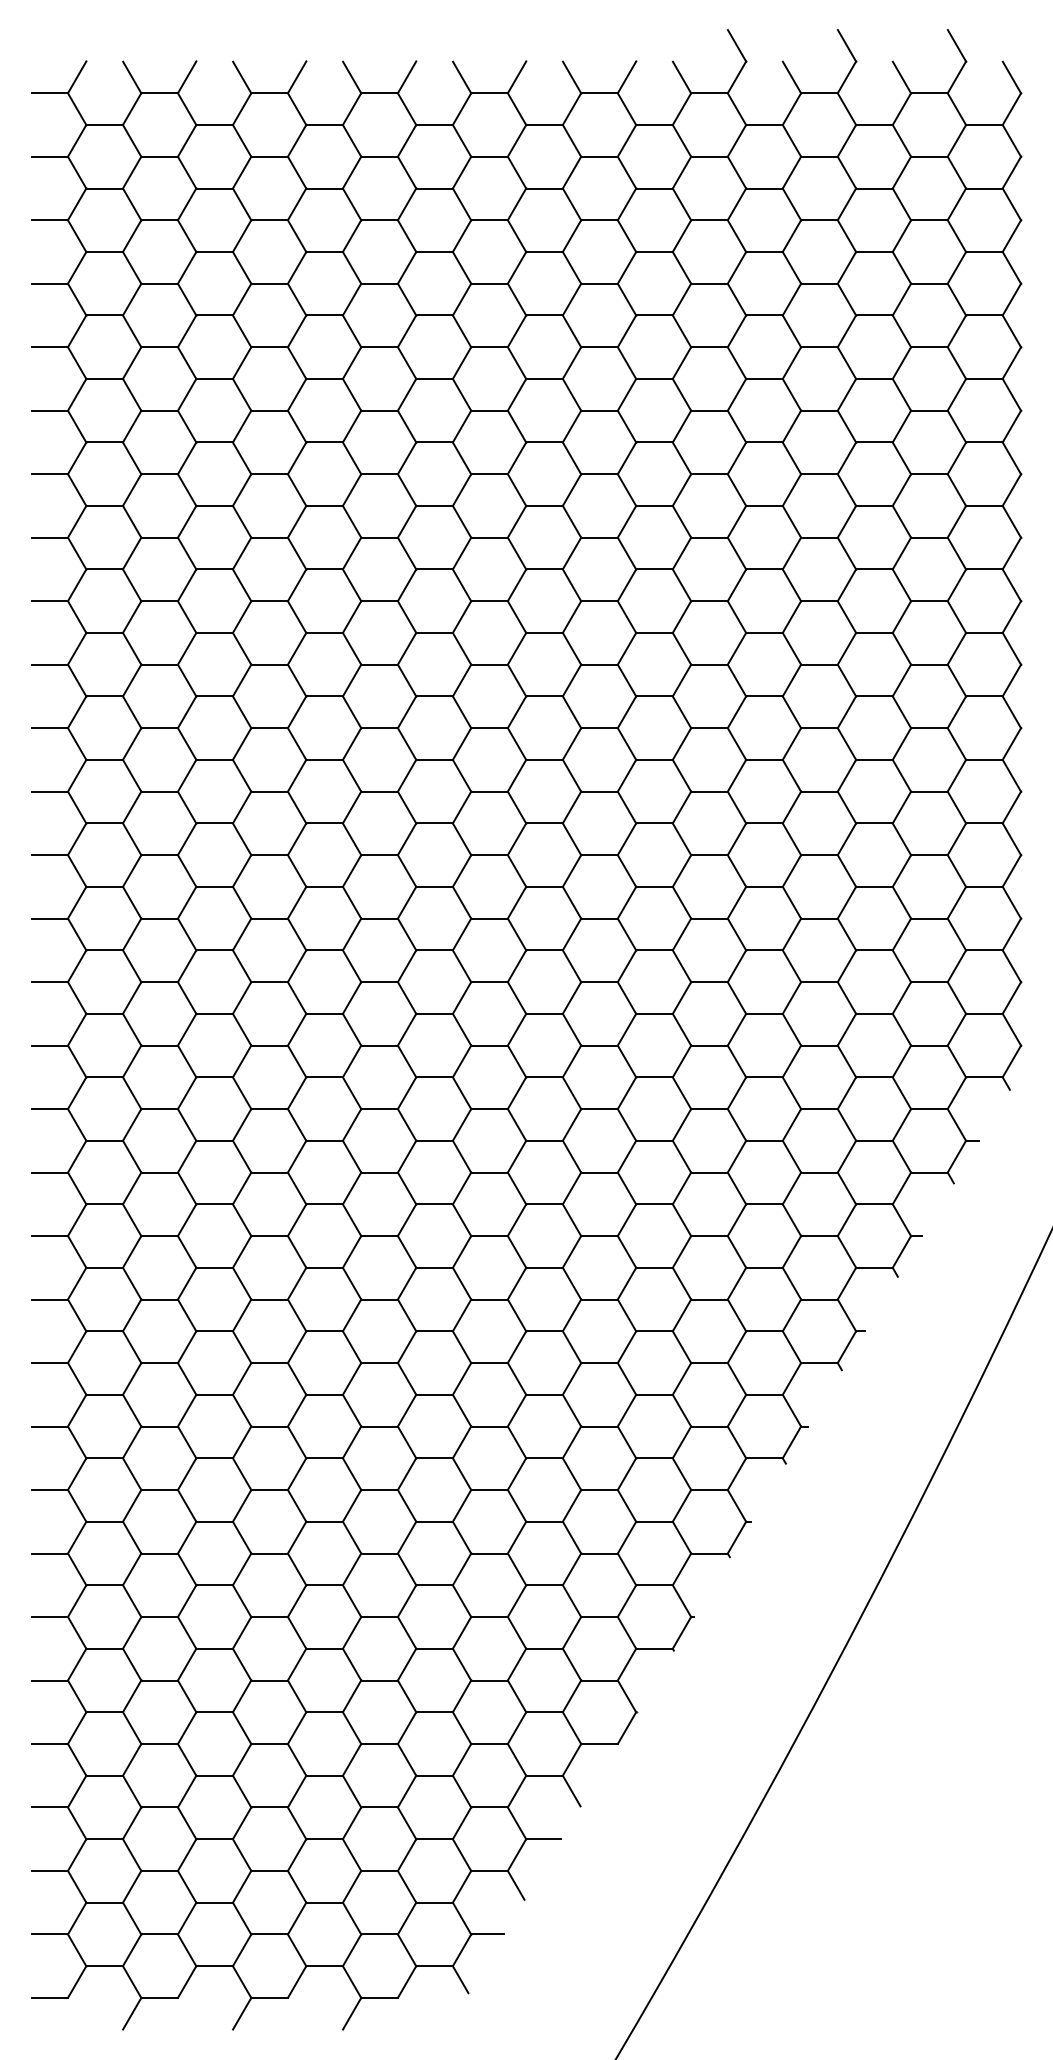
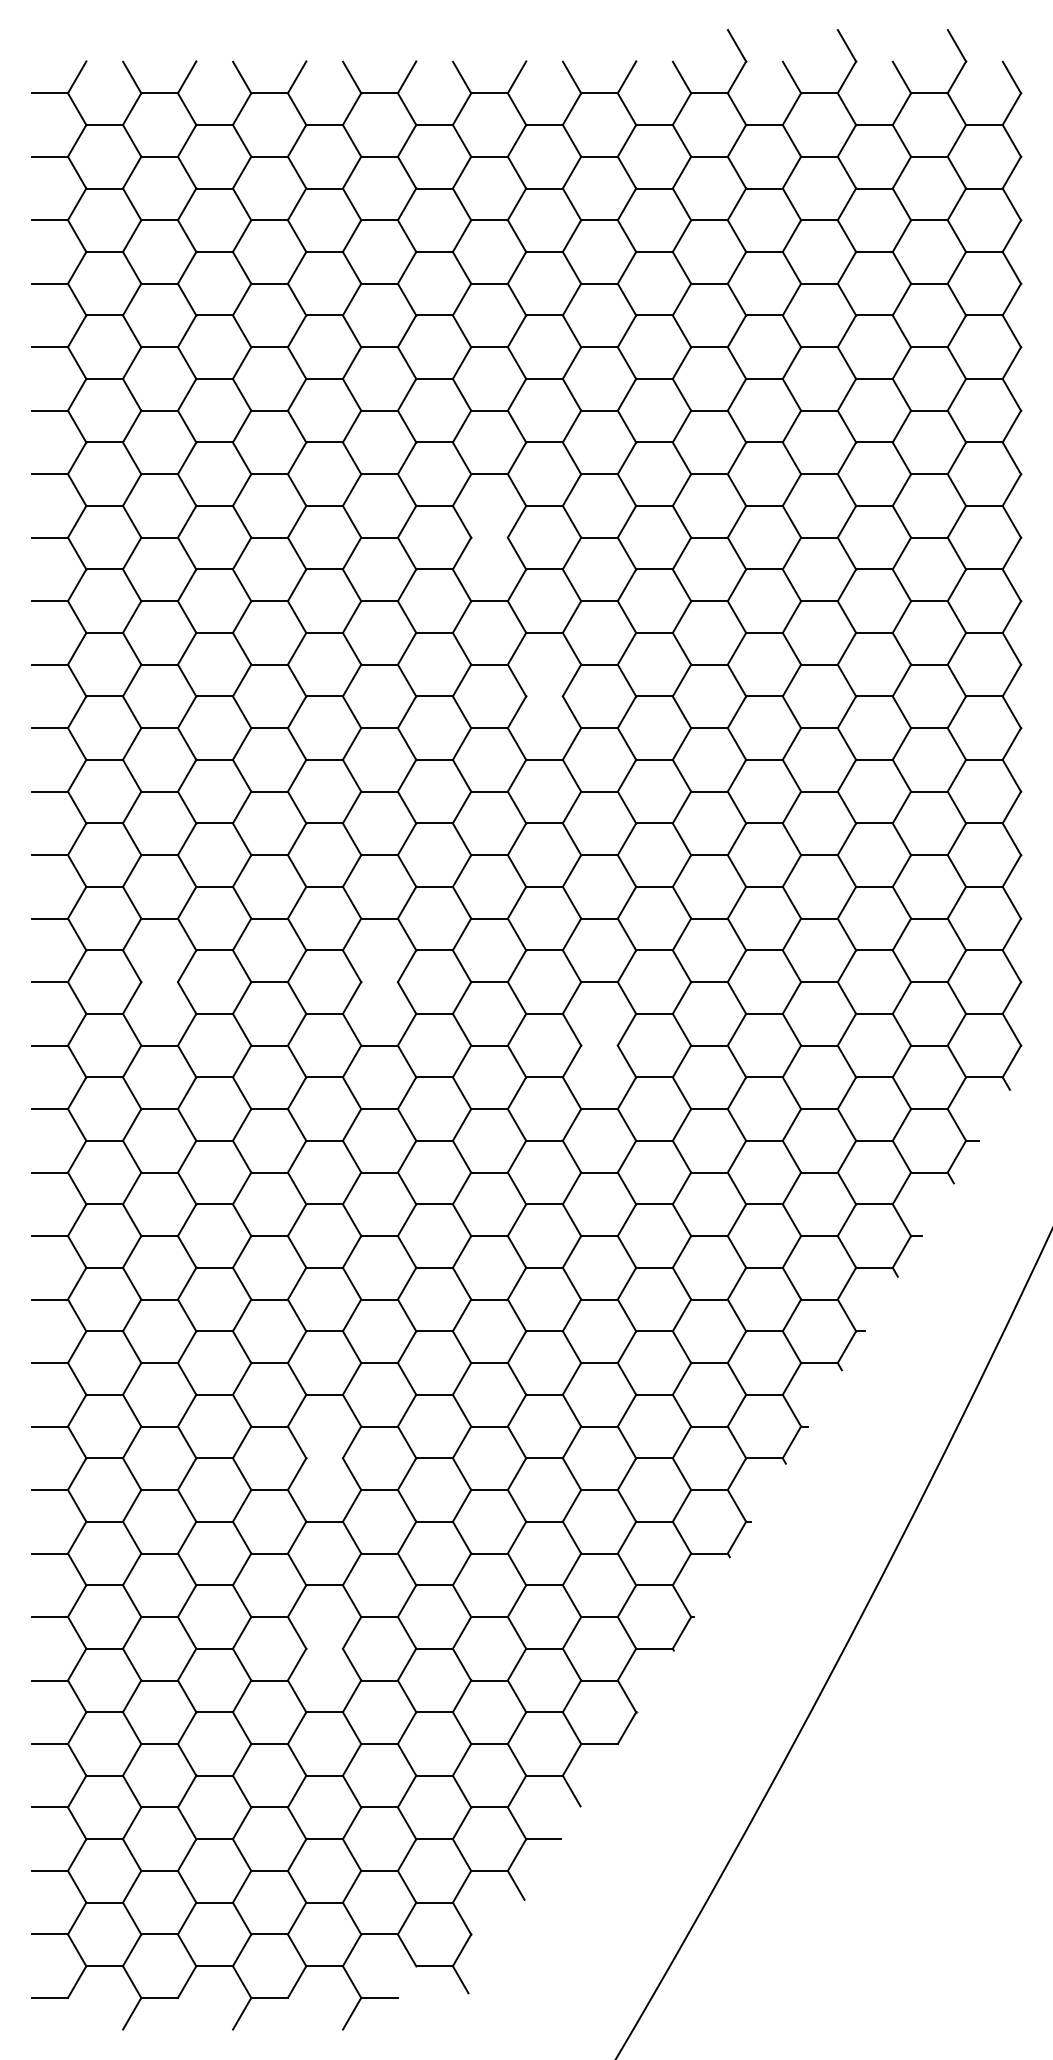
line: present -> none (489, 537)
line: present -> none (544, 696)
line: present -> none (159, 982)
line: present -> none (379, 982)
line: present -> none (599, 1045)
line: present -> none (324, 1458)
line: present -> none (324, 1648)
line: present -> none (487, 1934)
line: present -> none (407, 1981)
